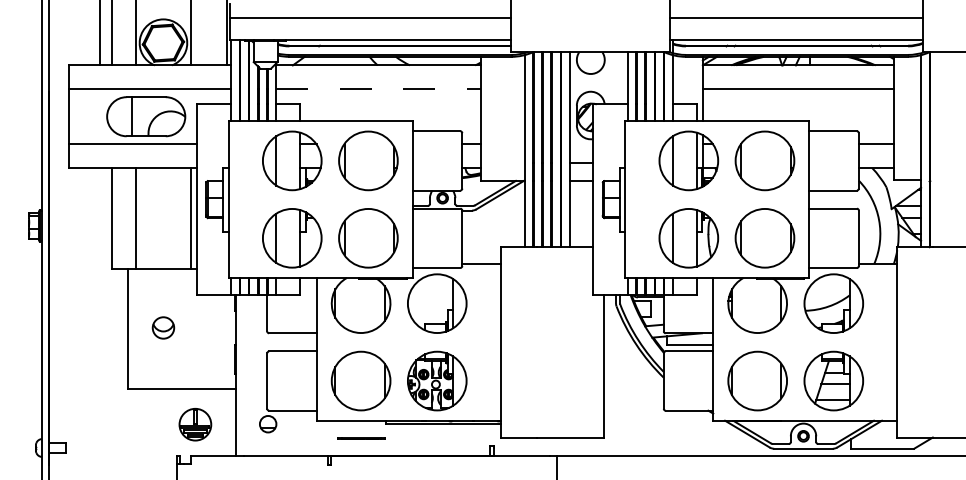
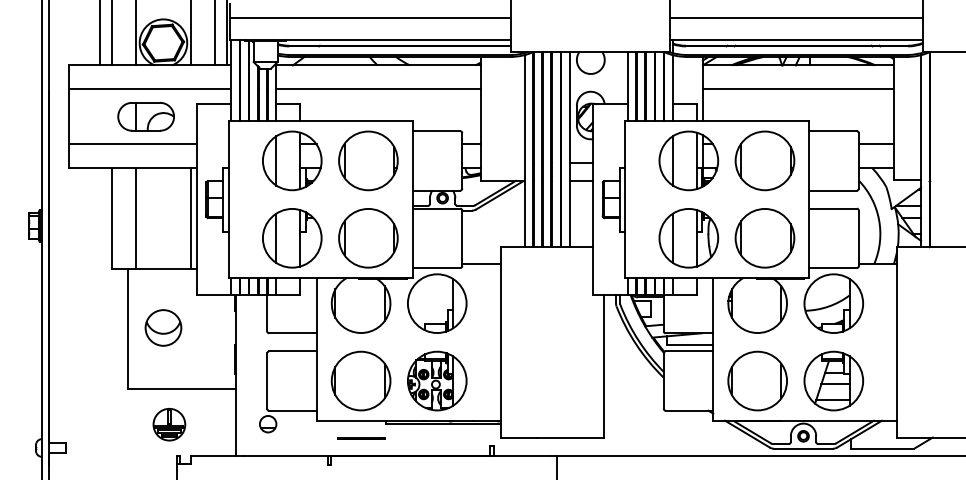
line: none -> present (214, 33)
line: dashed -> solid (379, 89)
part size: 81x42 px -> 58x30 px (145, 116)
part size: 25x24 px -> 39x38 px (163, 327)
part position: (195, 424) -> (169, 424) (169, 424)
